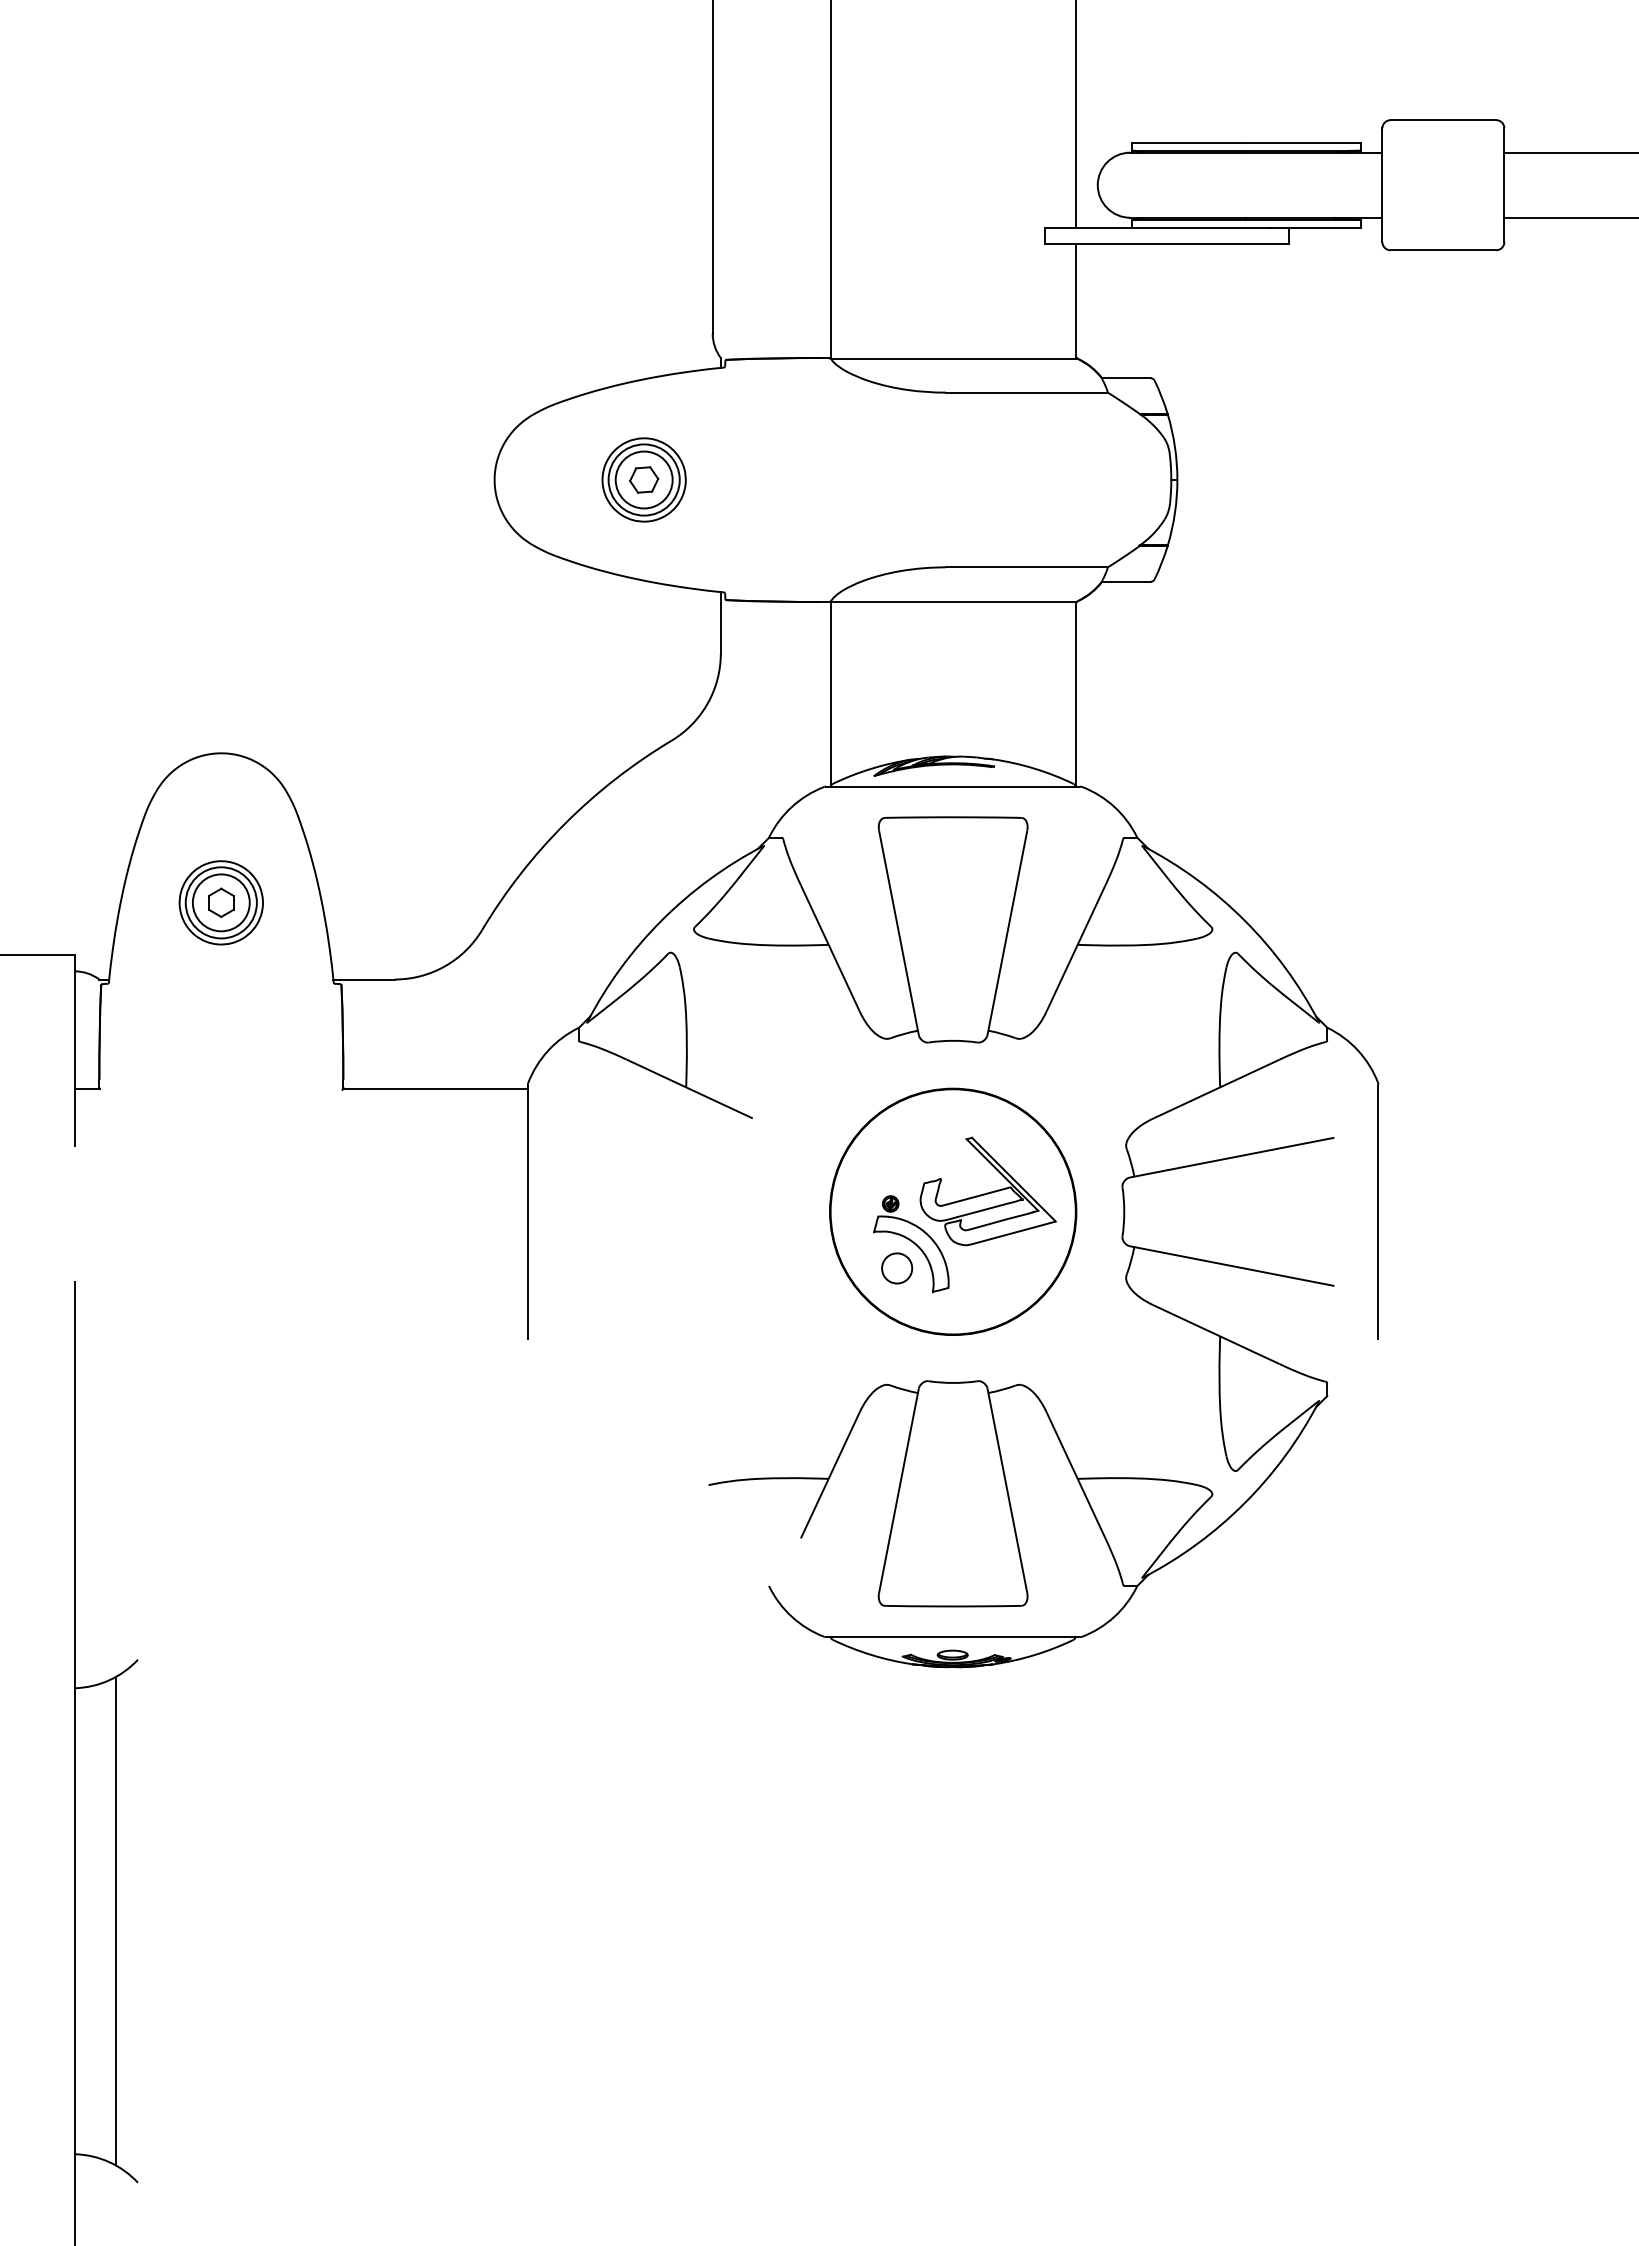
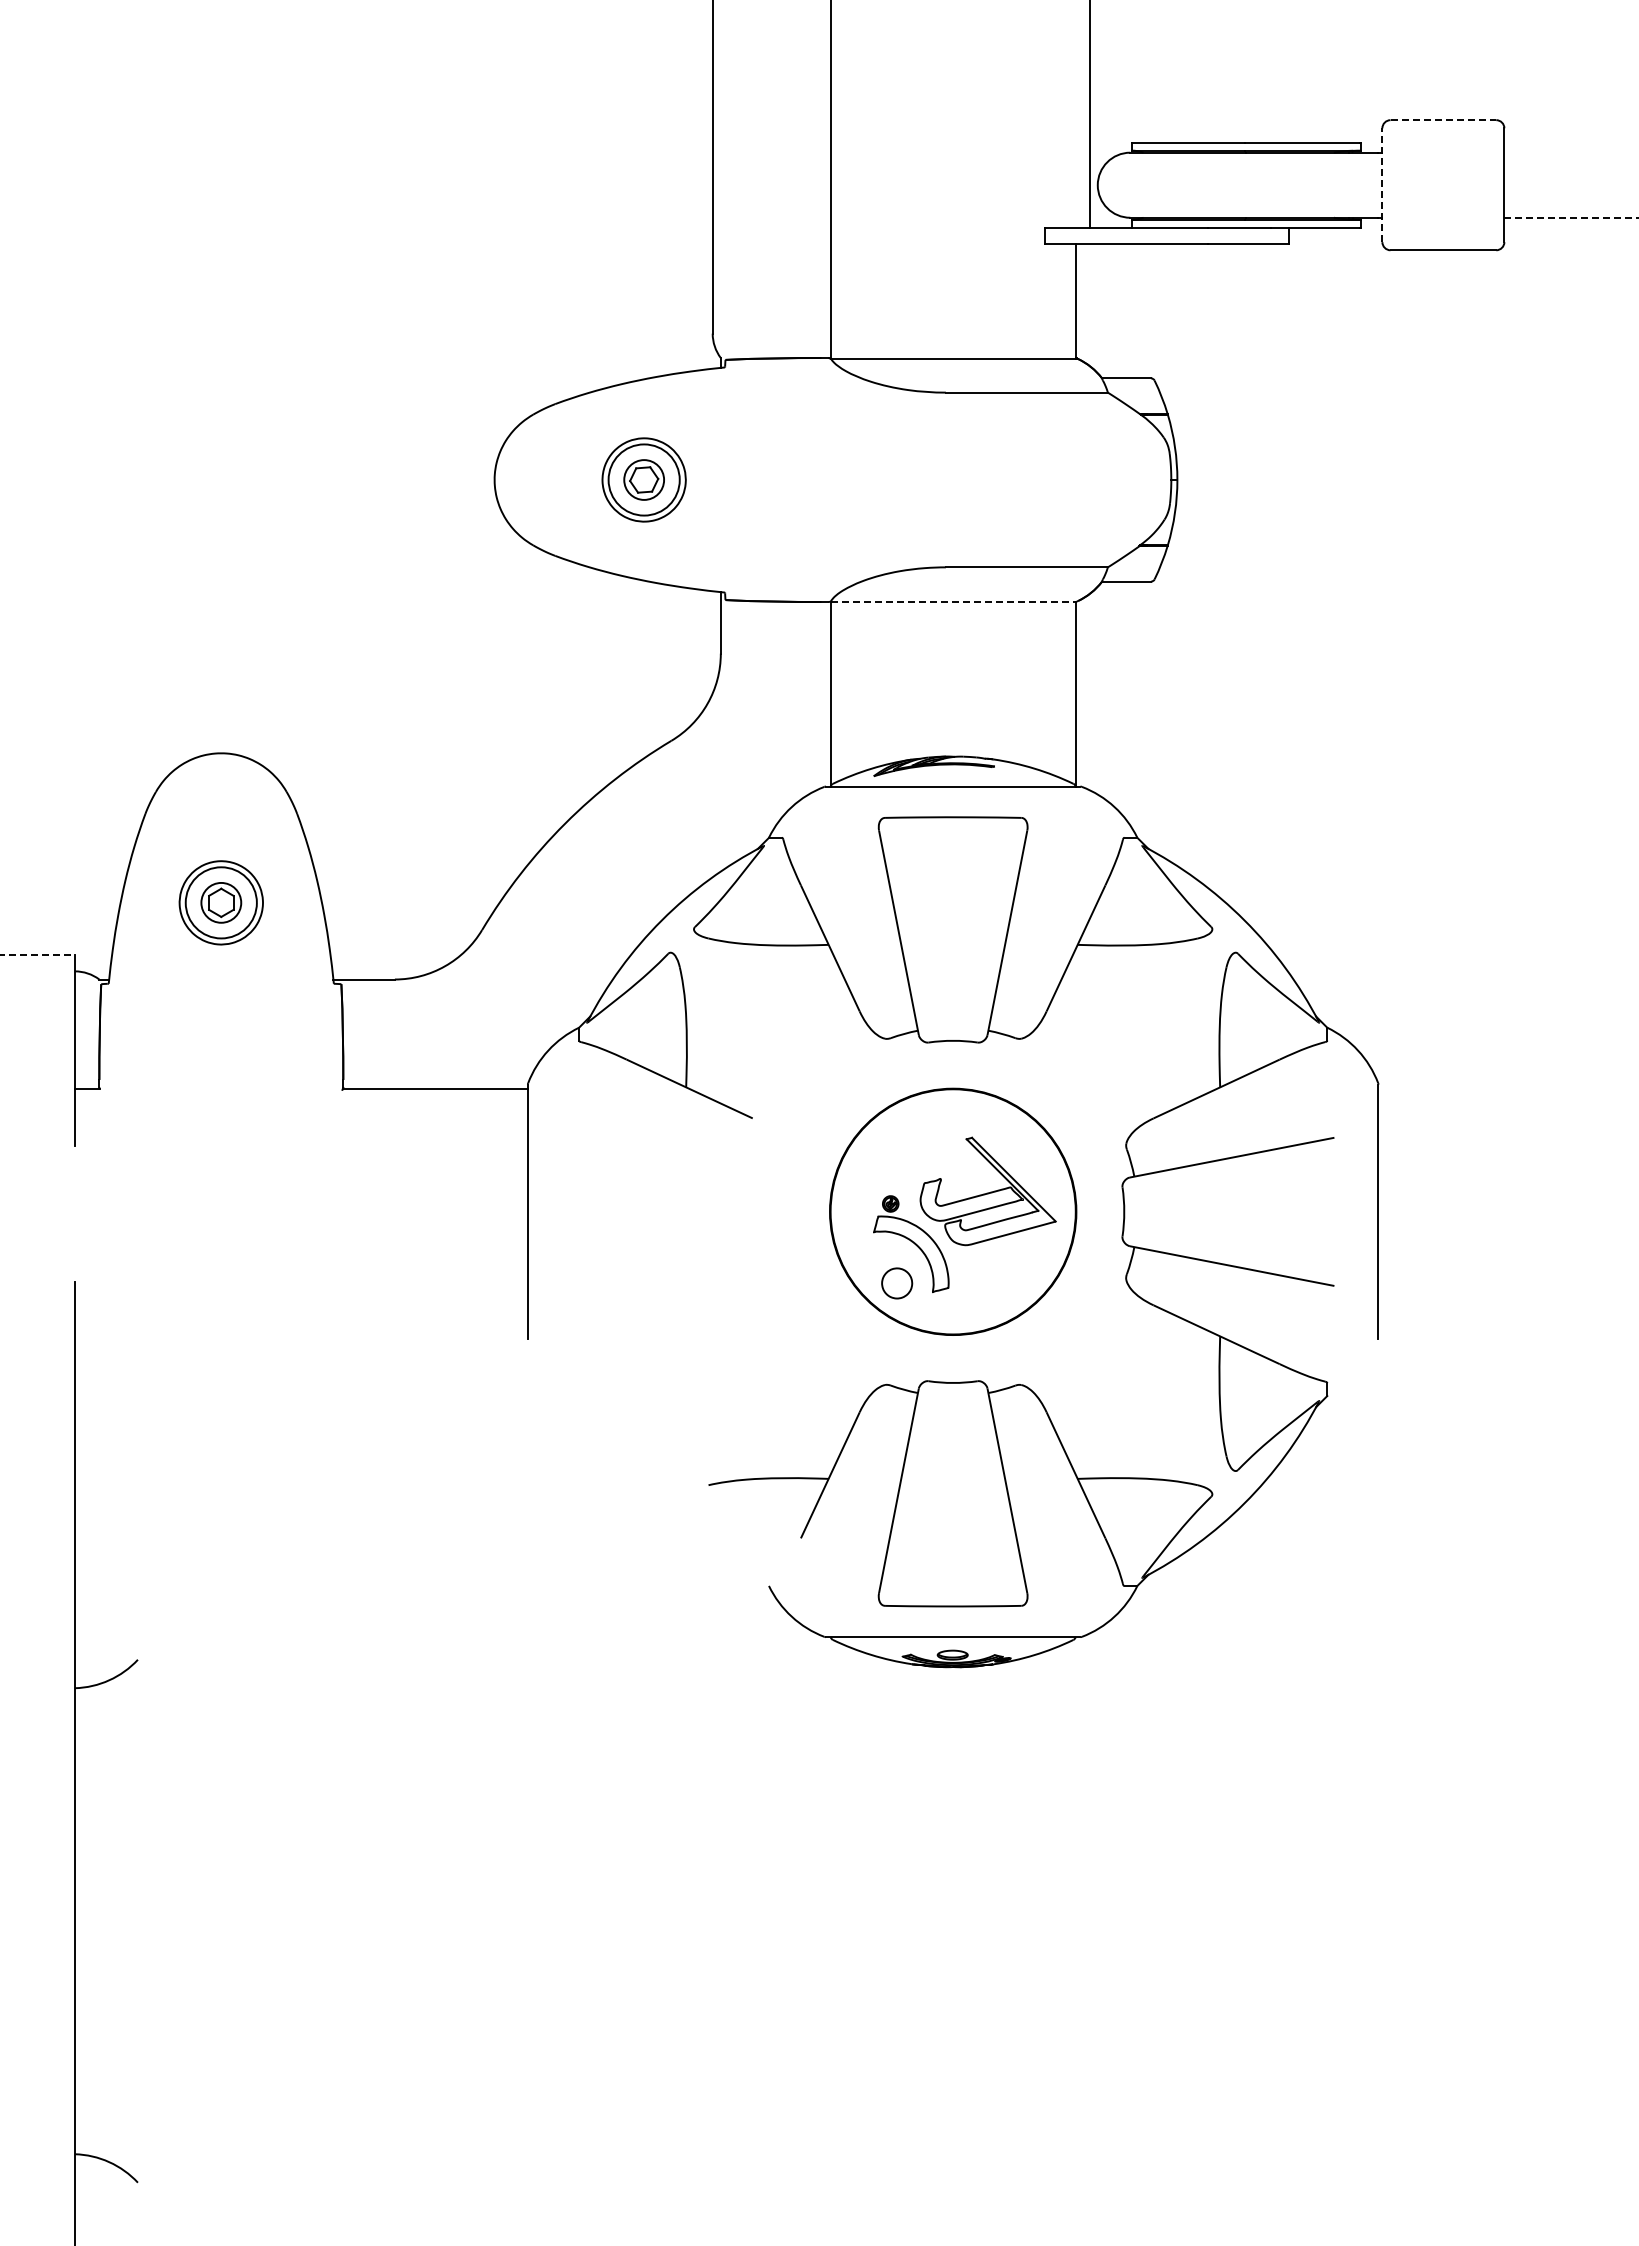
line position: (1075, 114) -> (1089, 114) (1089, 114)
line: solid -> dashed (1443, 120)
line: present -> none (1569, 152)
line: solid -> dashed (1382, 185)
line: solid -> dashed (1572, 217)
circle diameter: 57 px -> 40 px (644, 479)
line: solid -> dashed (954, 601)
circle diameter: 57 px -> 40 px (221, 902)
line: solid -> dashed (38, 954)
part position: (897, 1268) -> (897, 1283) (897, 1283)
line: present -> none (115, 1921)
